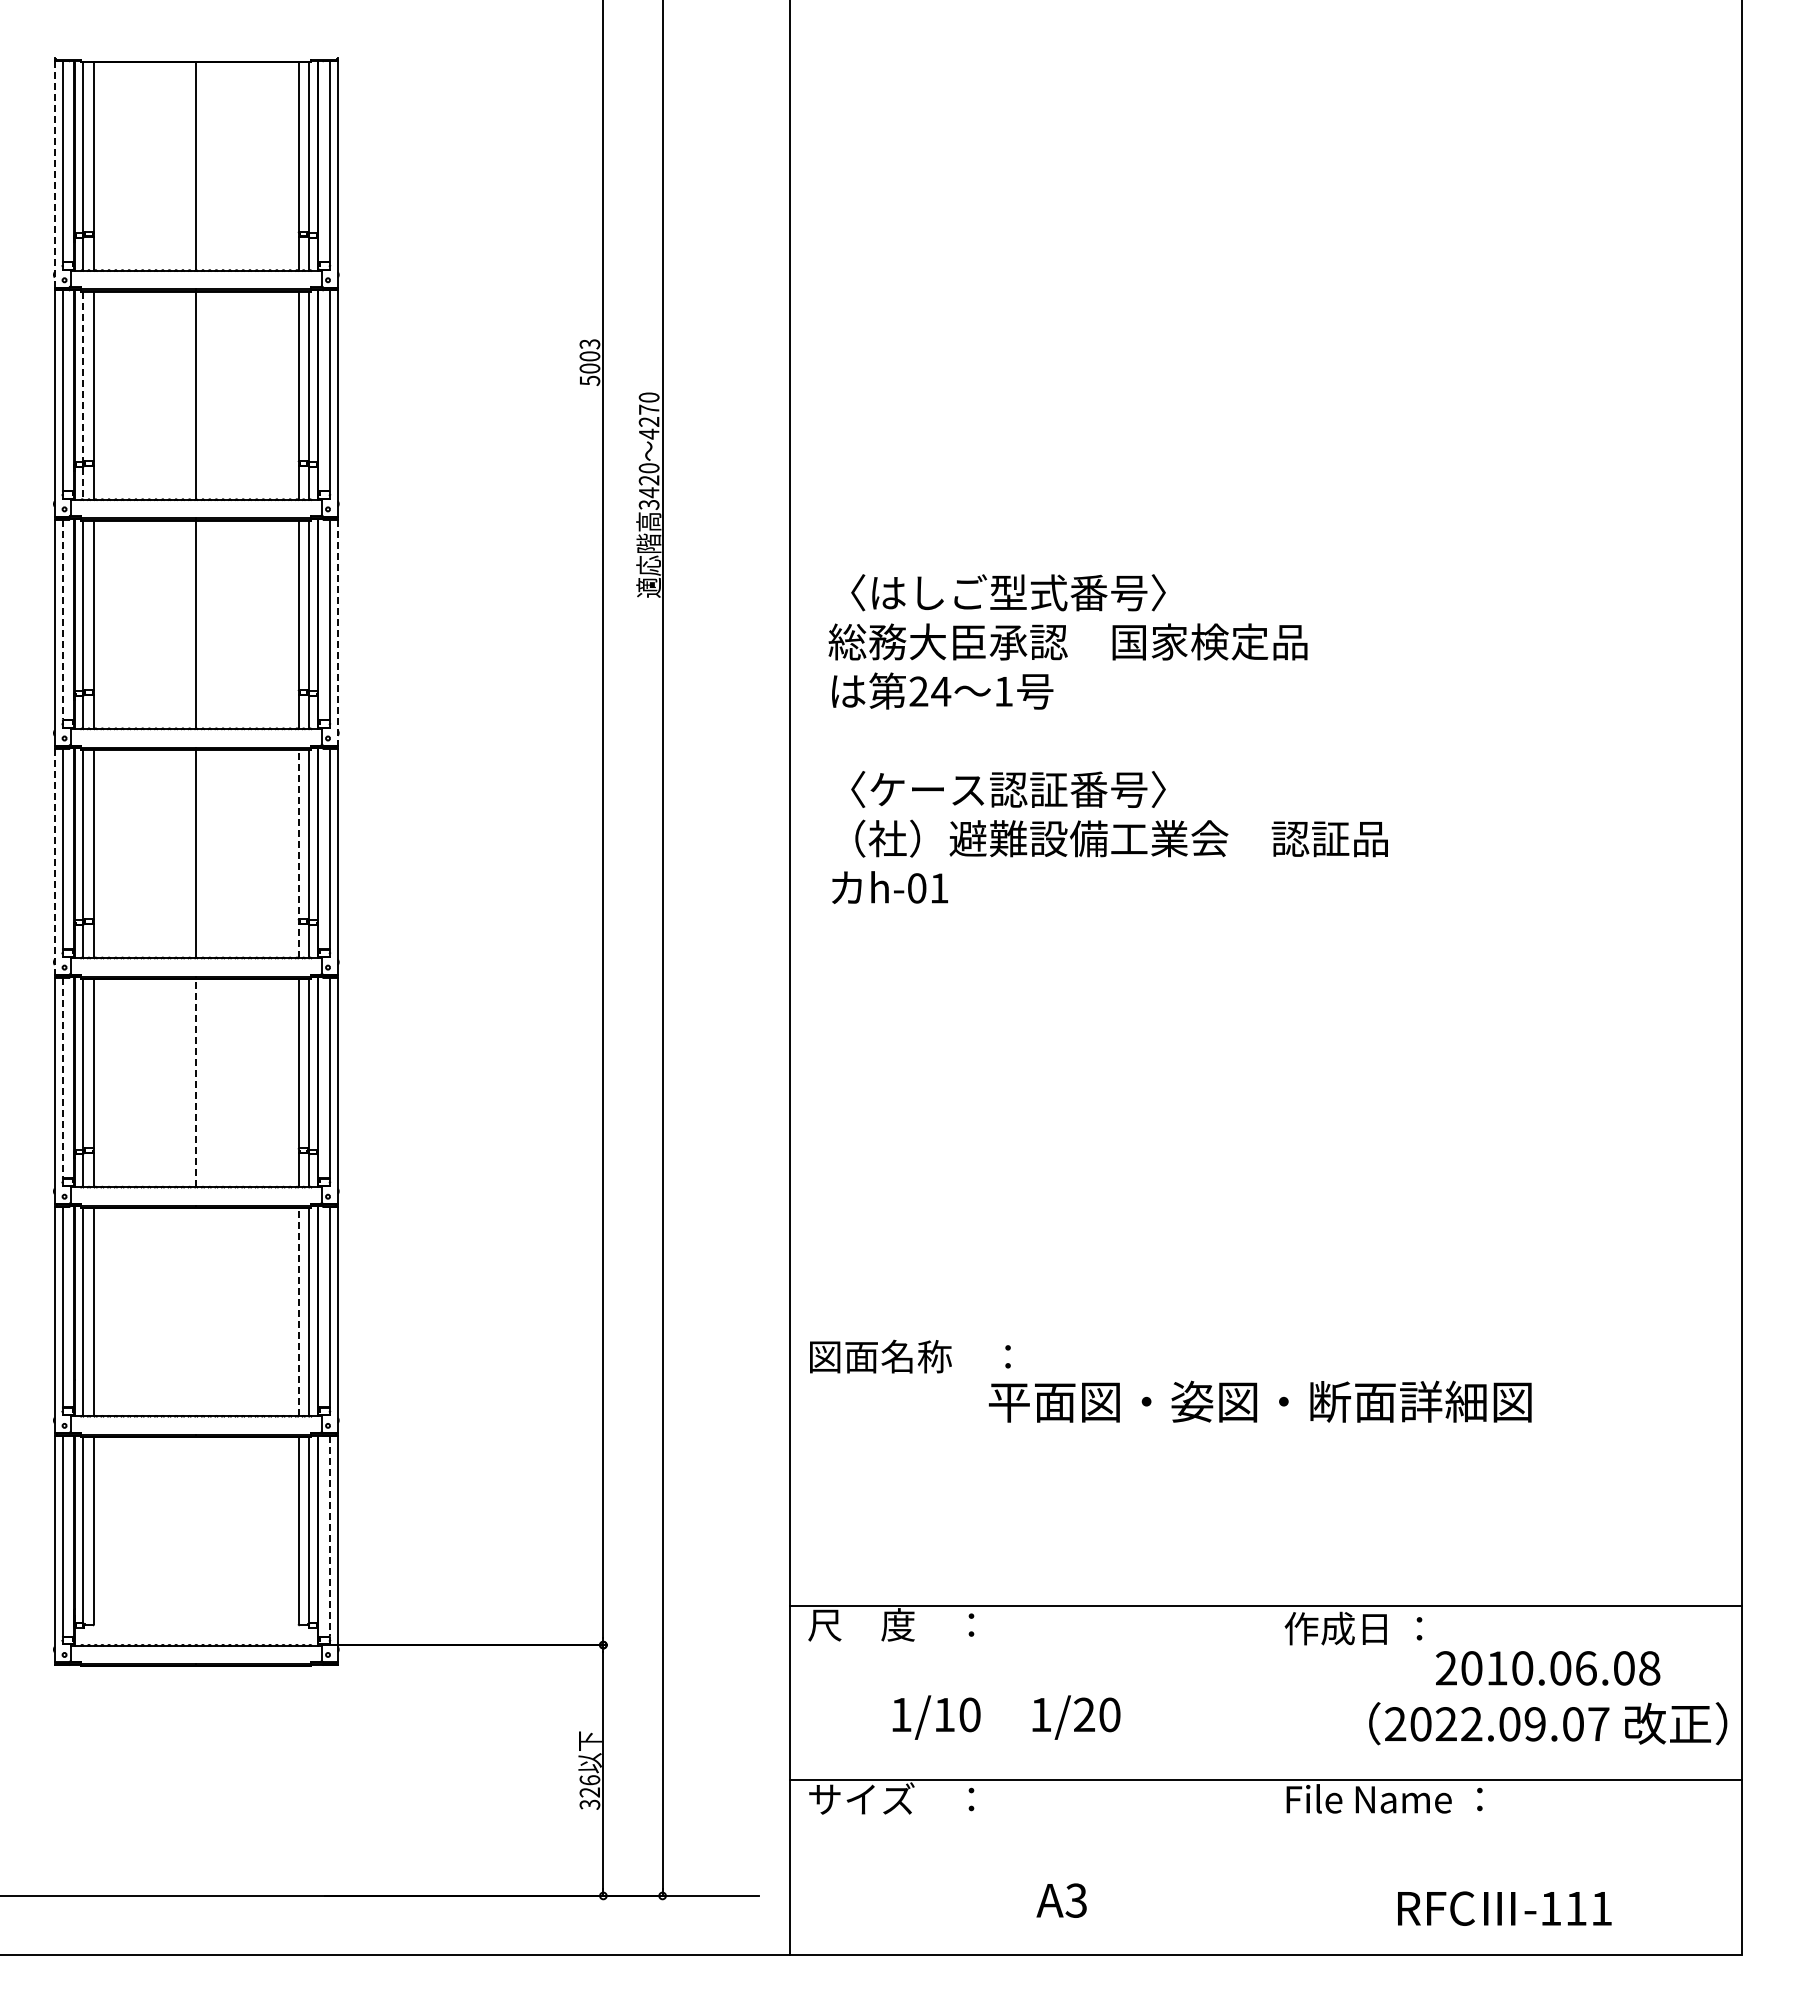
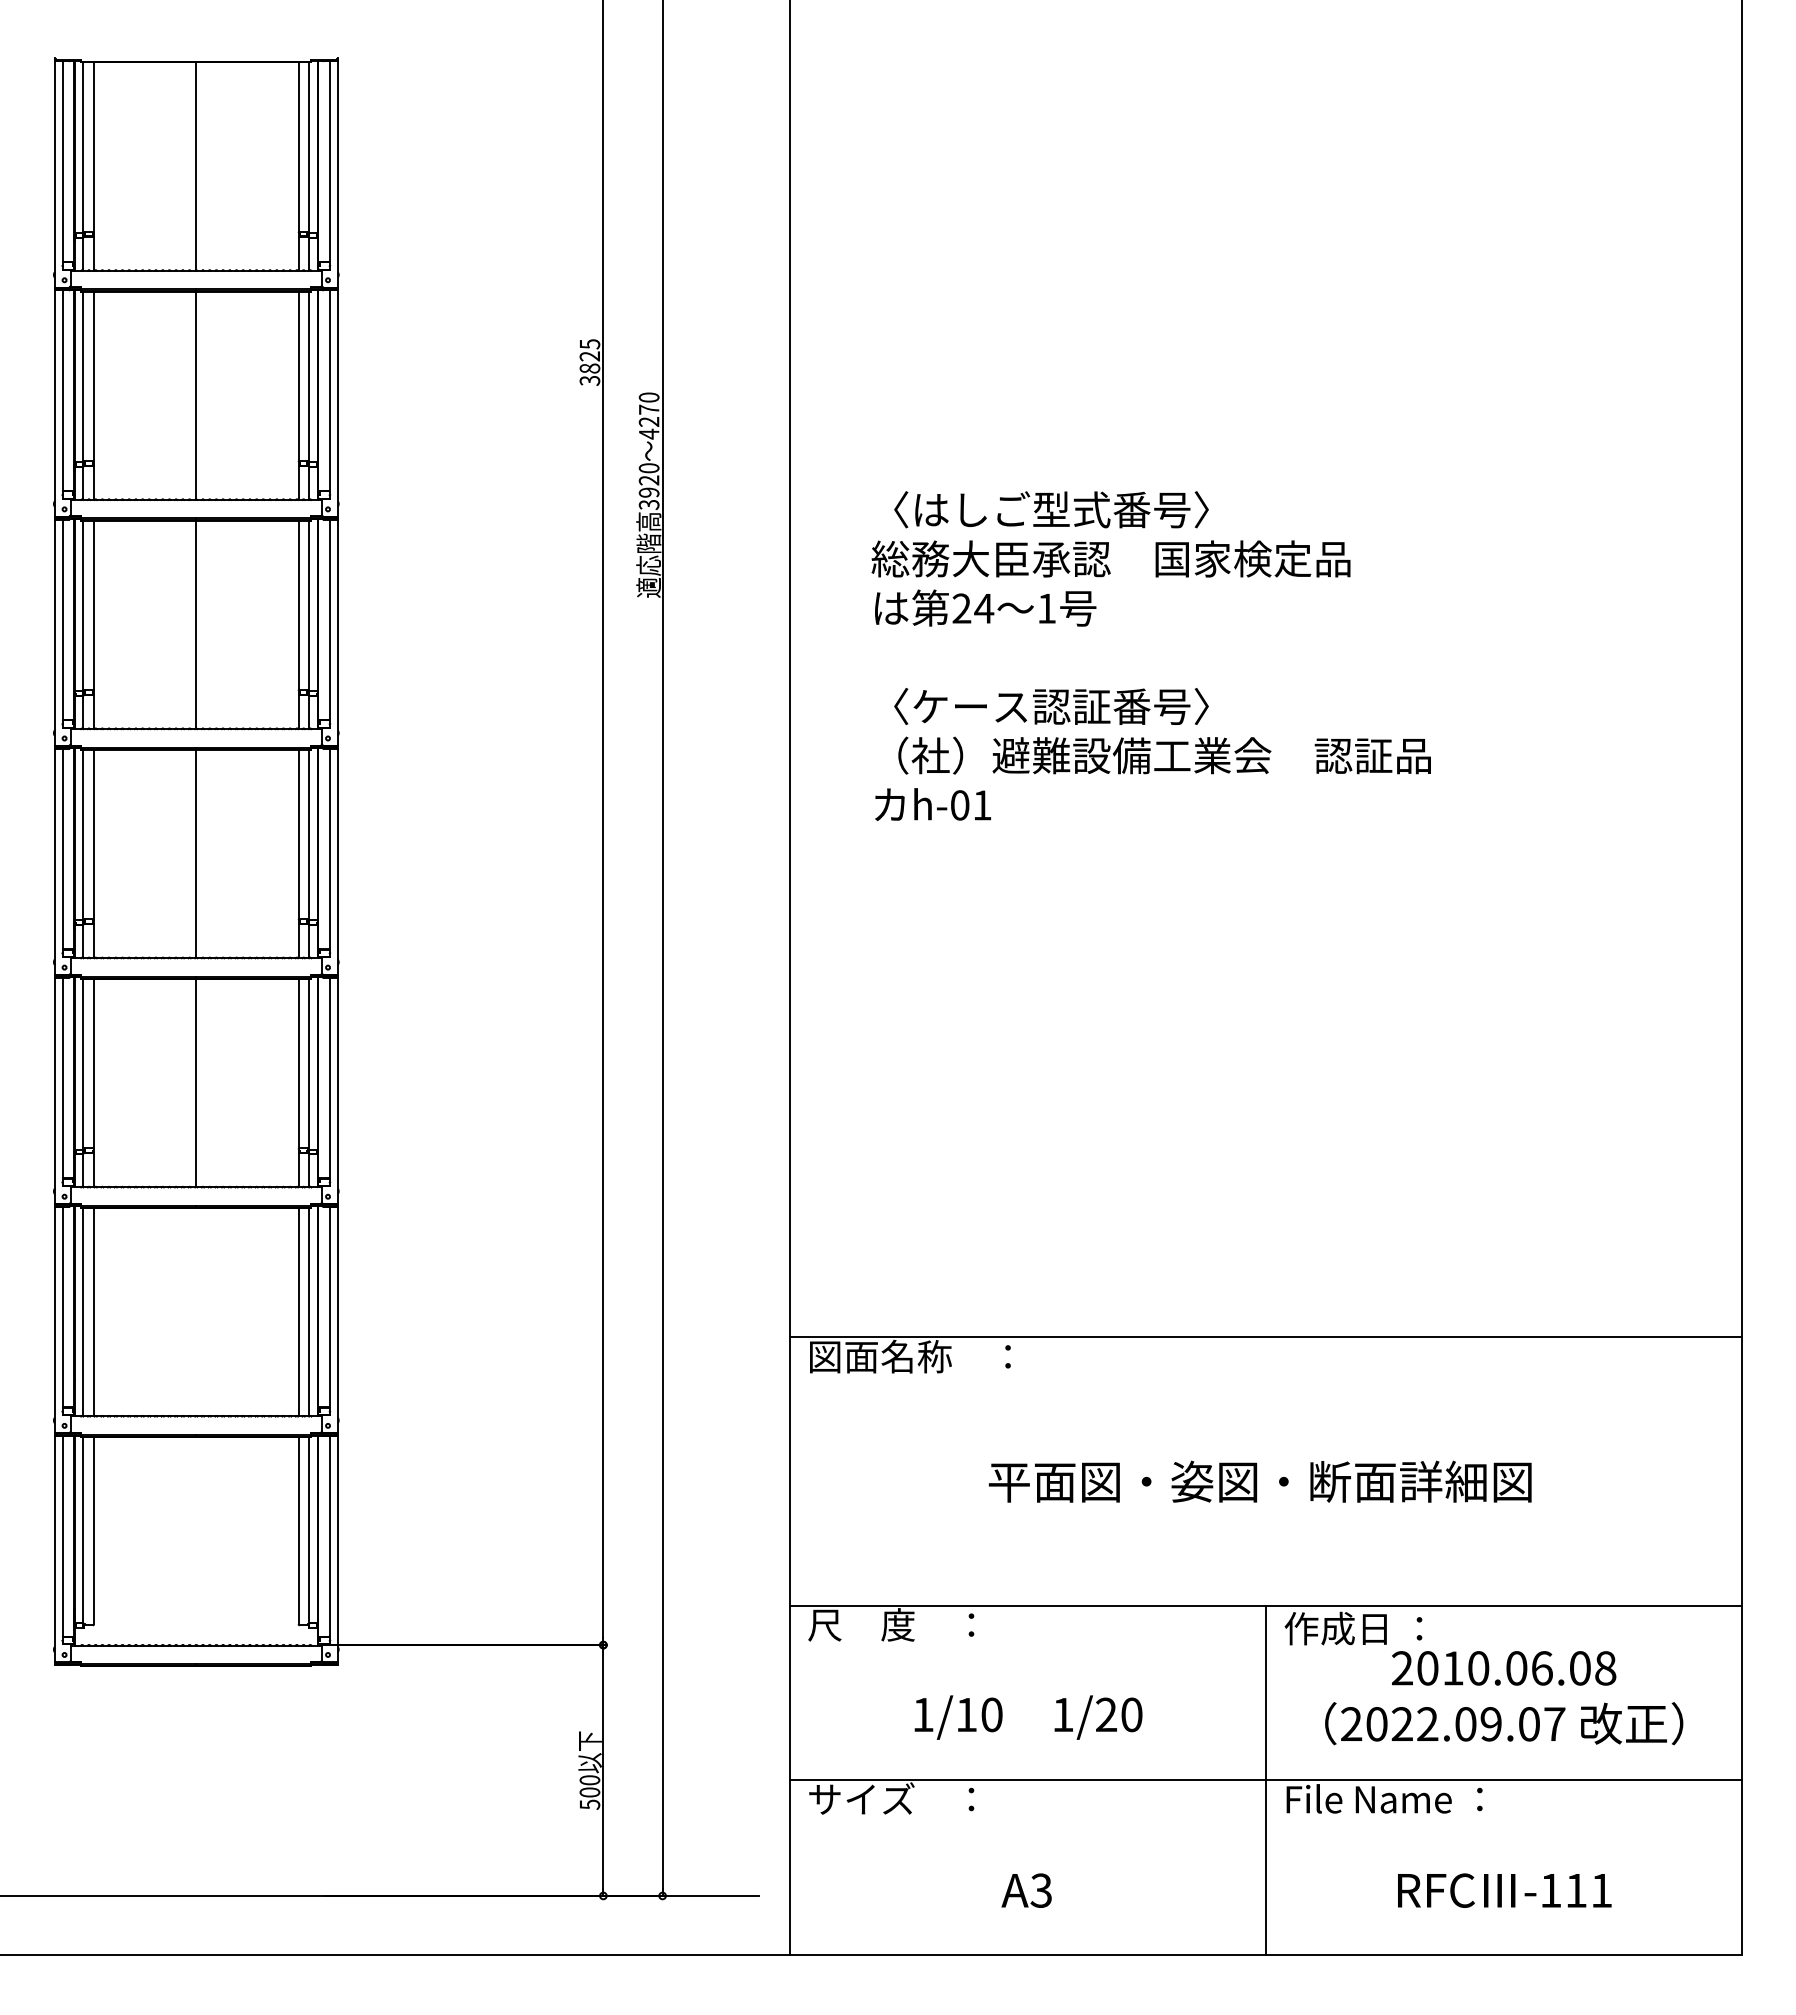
line: dashed -> solid (54, 174)
text: 5003 -> 3825 (589, 362)
line: dashed -> solid (83, 396)
text: 3420 -> 3920 (648, 492)
line: dashed -> solid (62, 619)
line: dashed -> solid (337, 633)
text position: (1107, 738) -> (1150, 655) (1150, 655)
line: dashed -> solid (298, 853)
line: dashed -> solid (54, 862)
line: dashed -> solid (62, 1077)
line: dashed -> solid (196, 1082)
line: dashed -> solid (298, 1311)
line: none -> present (1265, 1337)
text position: (1260, 1401) -> (1260, 1481) (1260, 1481)
line: dashed -> solid (329, 1535)
text position: (1548, 1698) -> (1504, 1698) (1504, 1698)
text position: (1006, 1717) -> (1028, 1717) (1028, 1717)
line: none -> present (1265, 1779)
text: 326 -> 500 (589, 1792)
text position: (1061, 1900) -> (1026, 1890) (1026, 1890)
text position: (1504, 1908) -> (1504, 1890) (1504, 1890)
